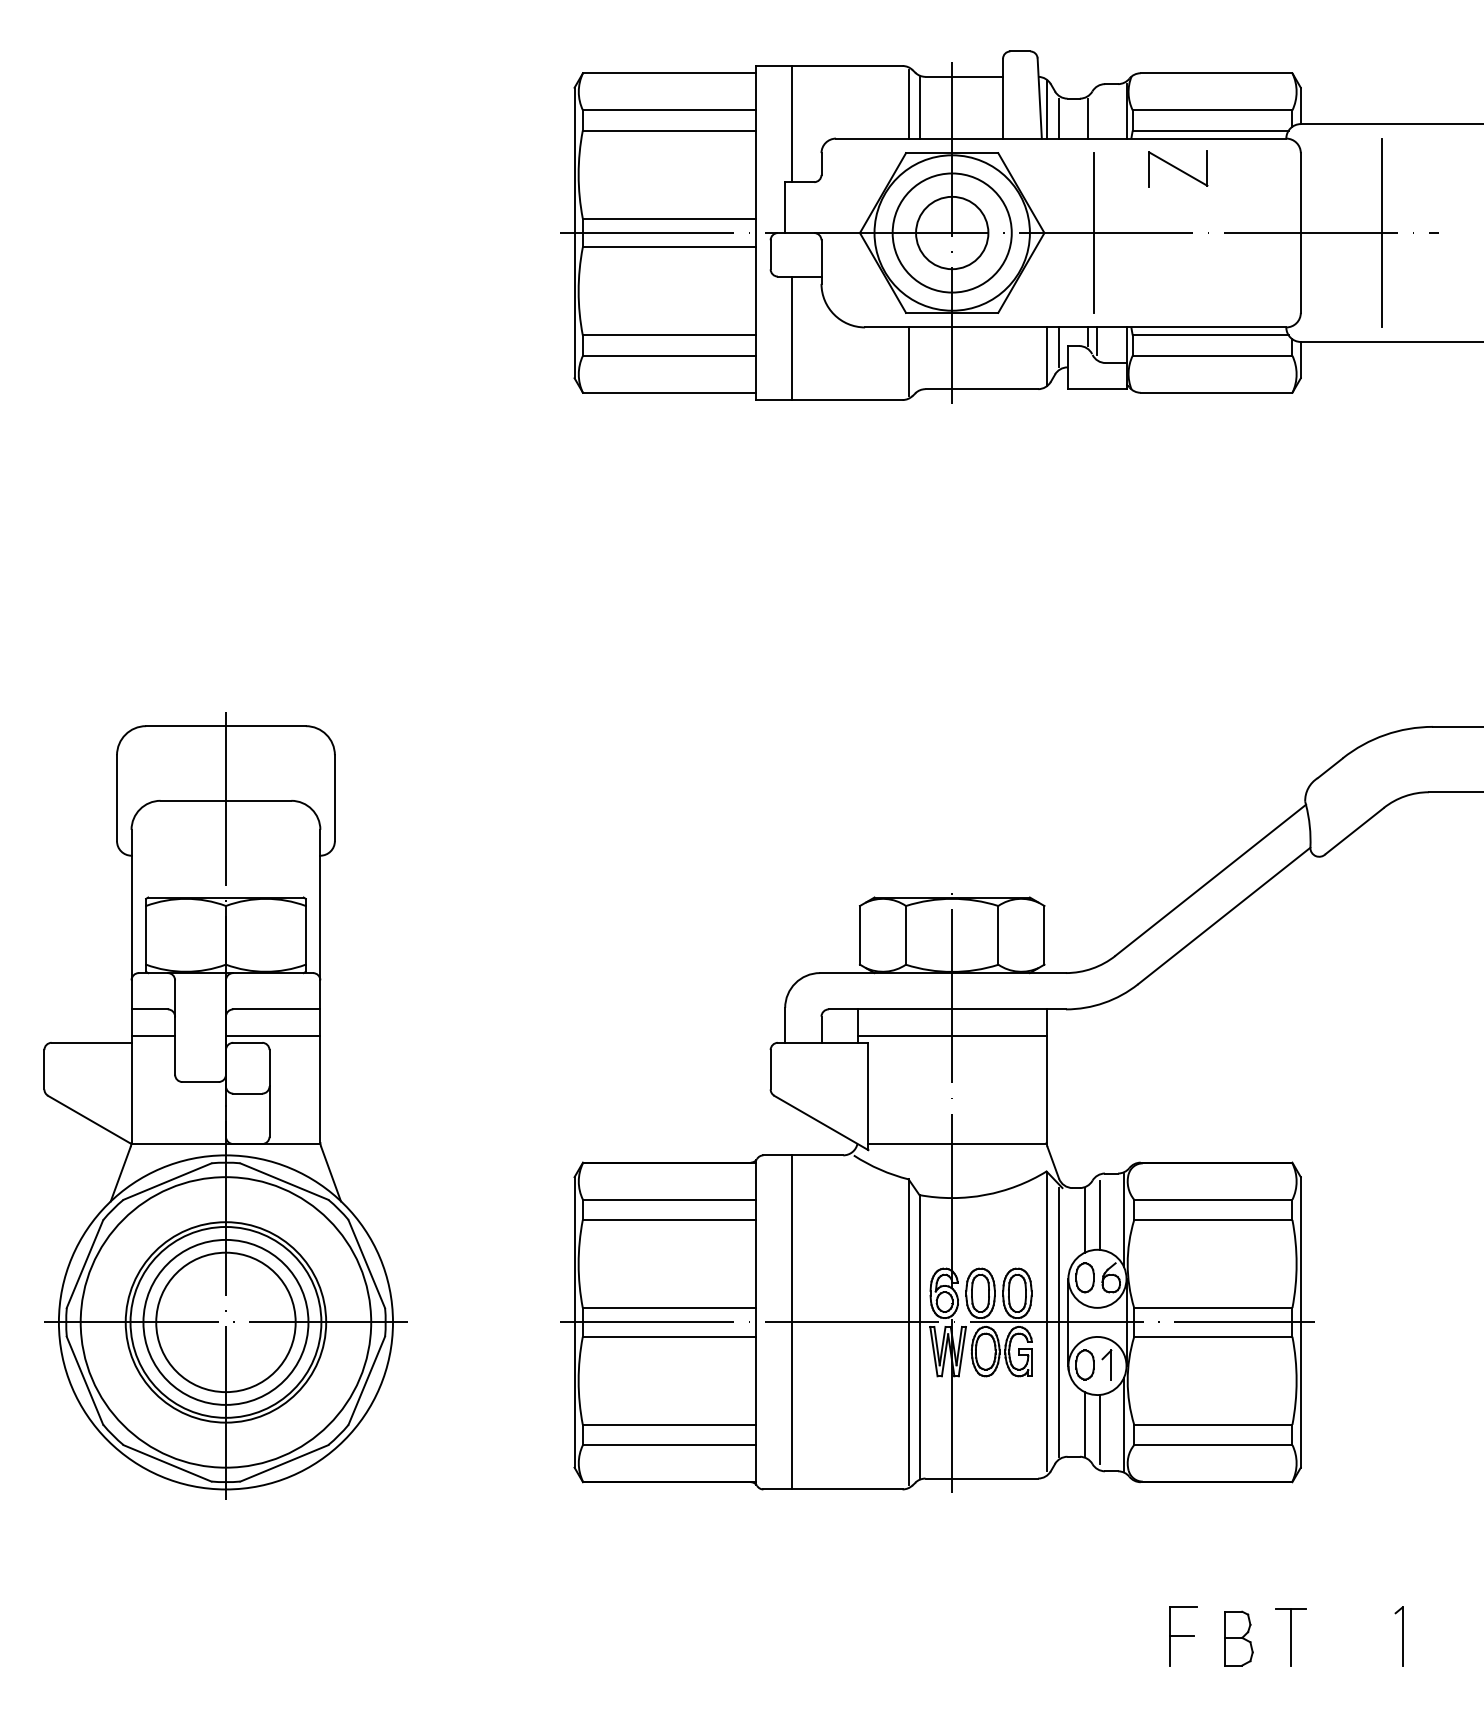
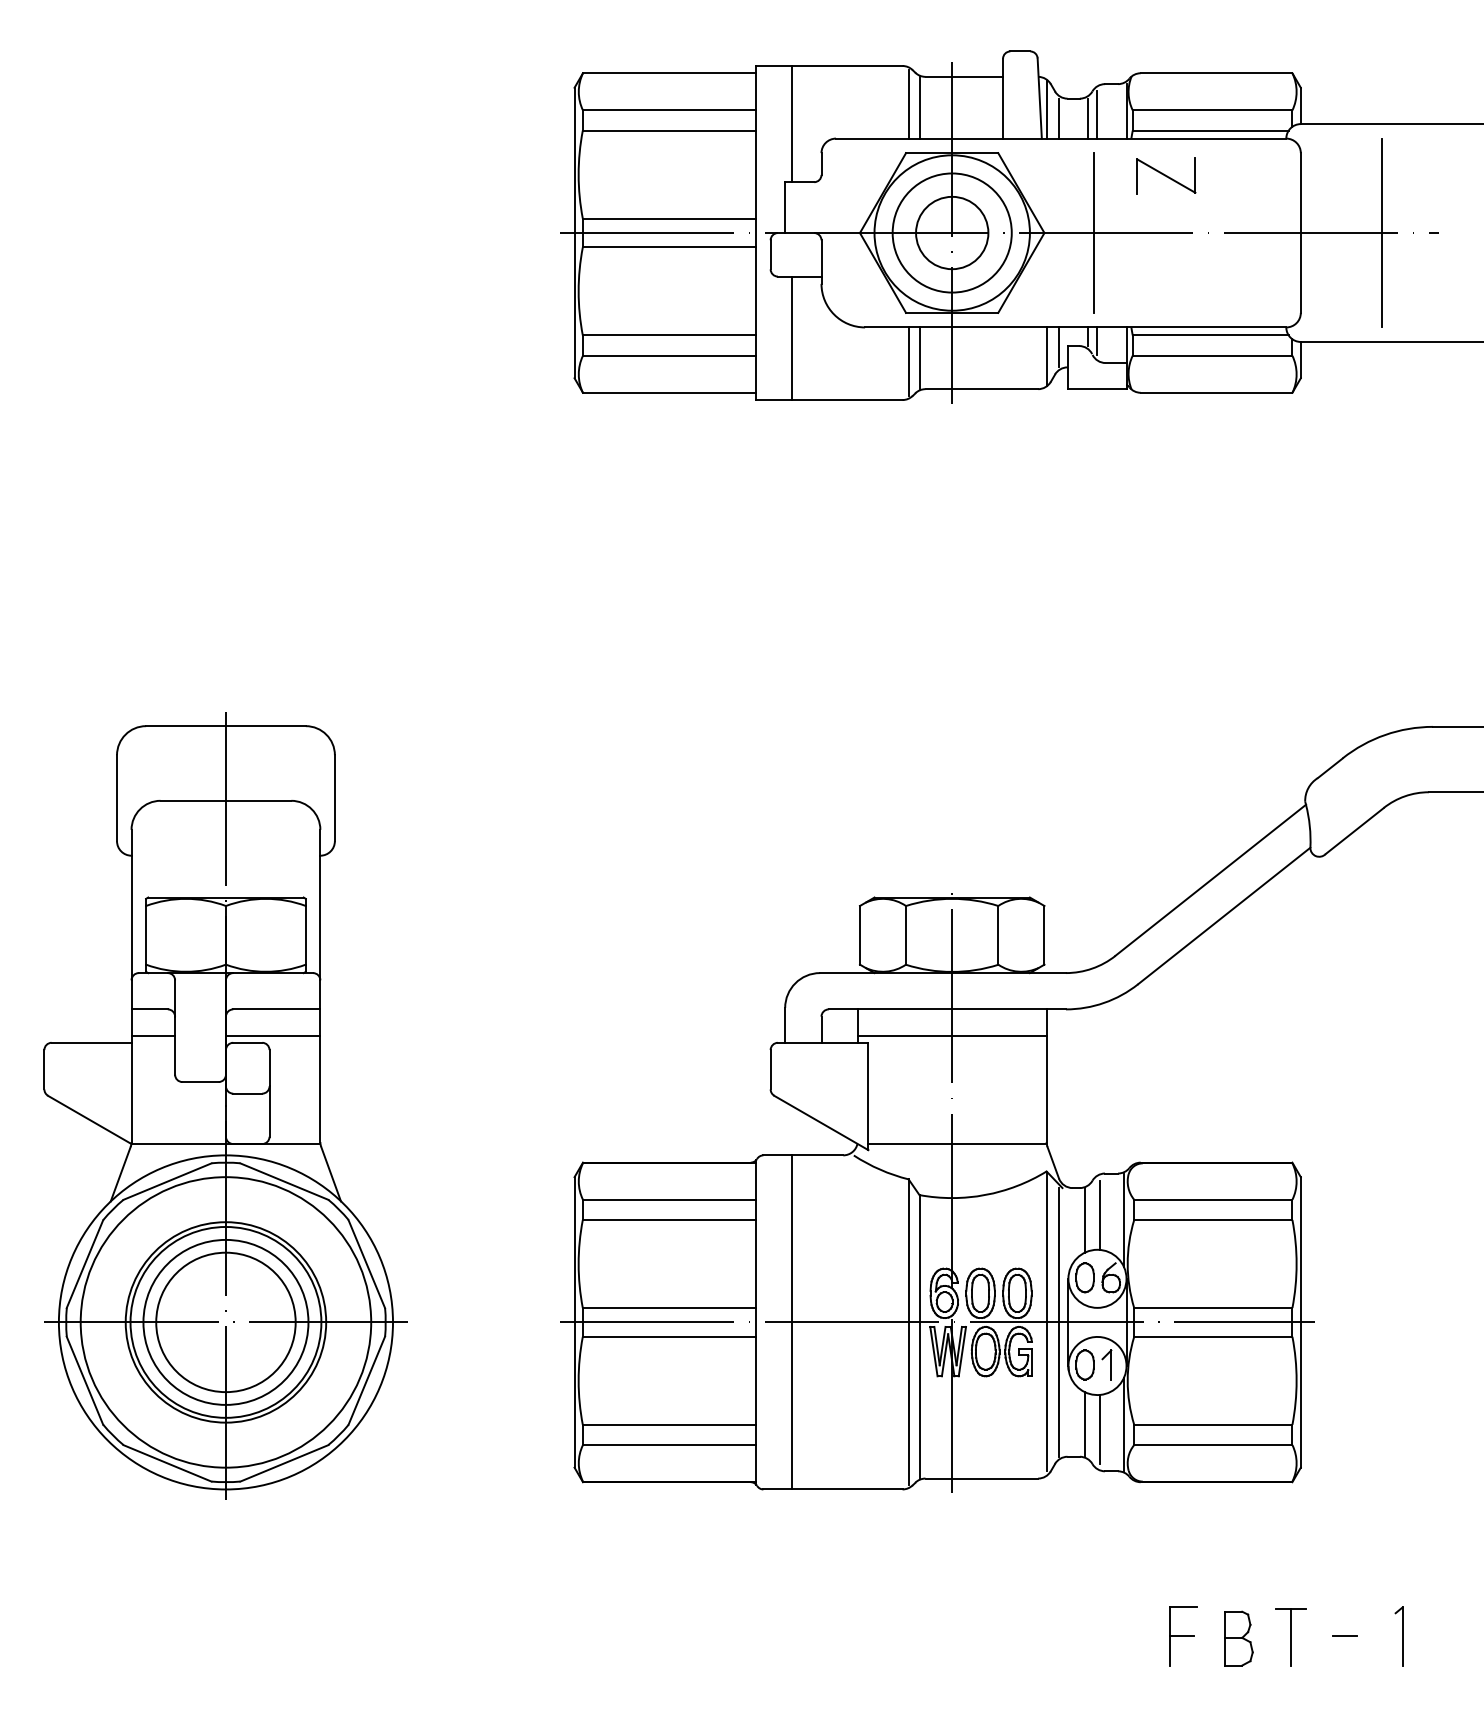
line: none -> present (1096, 114)
part position: (1178, 168) -> (1166, 175) (1166, 175)
line: none -> present (919, 358)
line: none -> present (1344, 1635)
